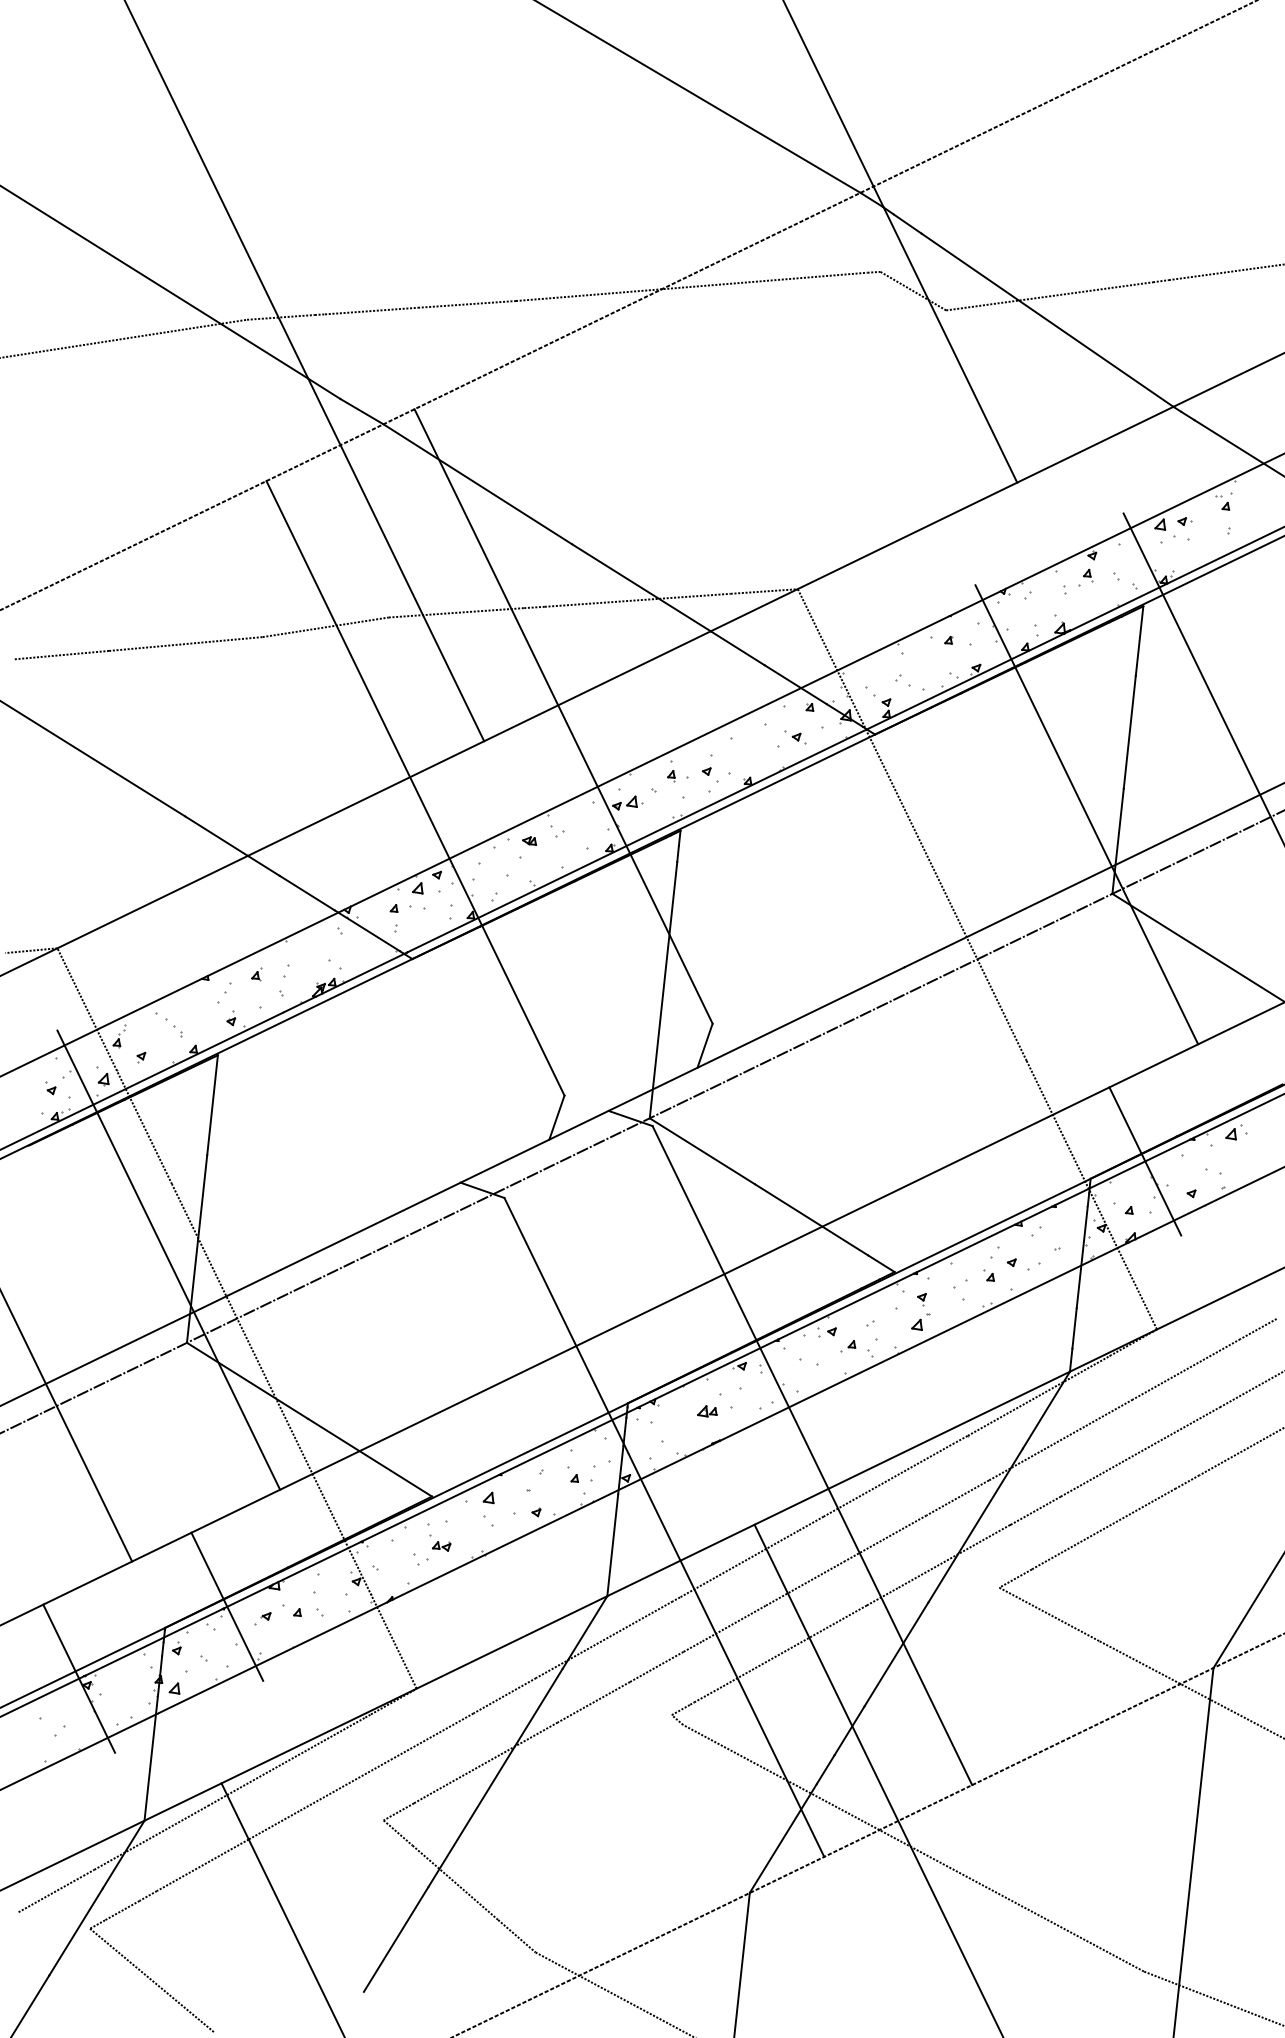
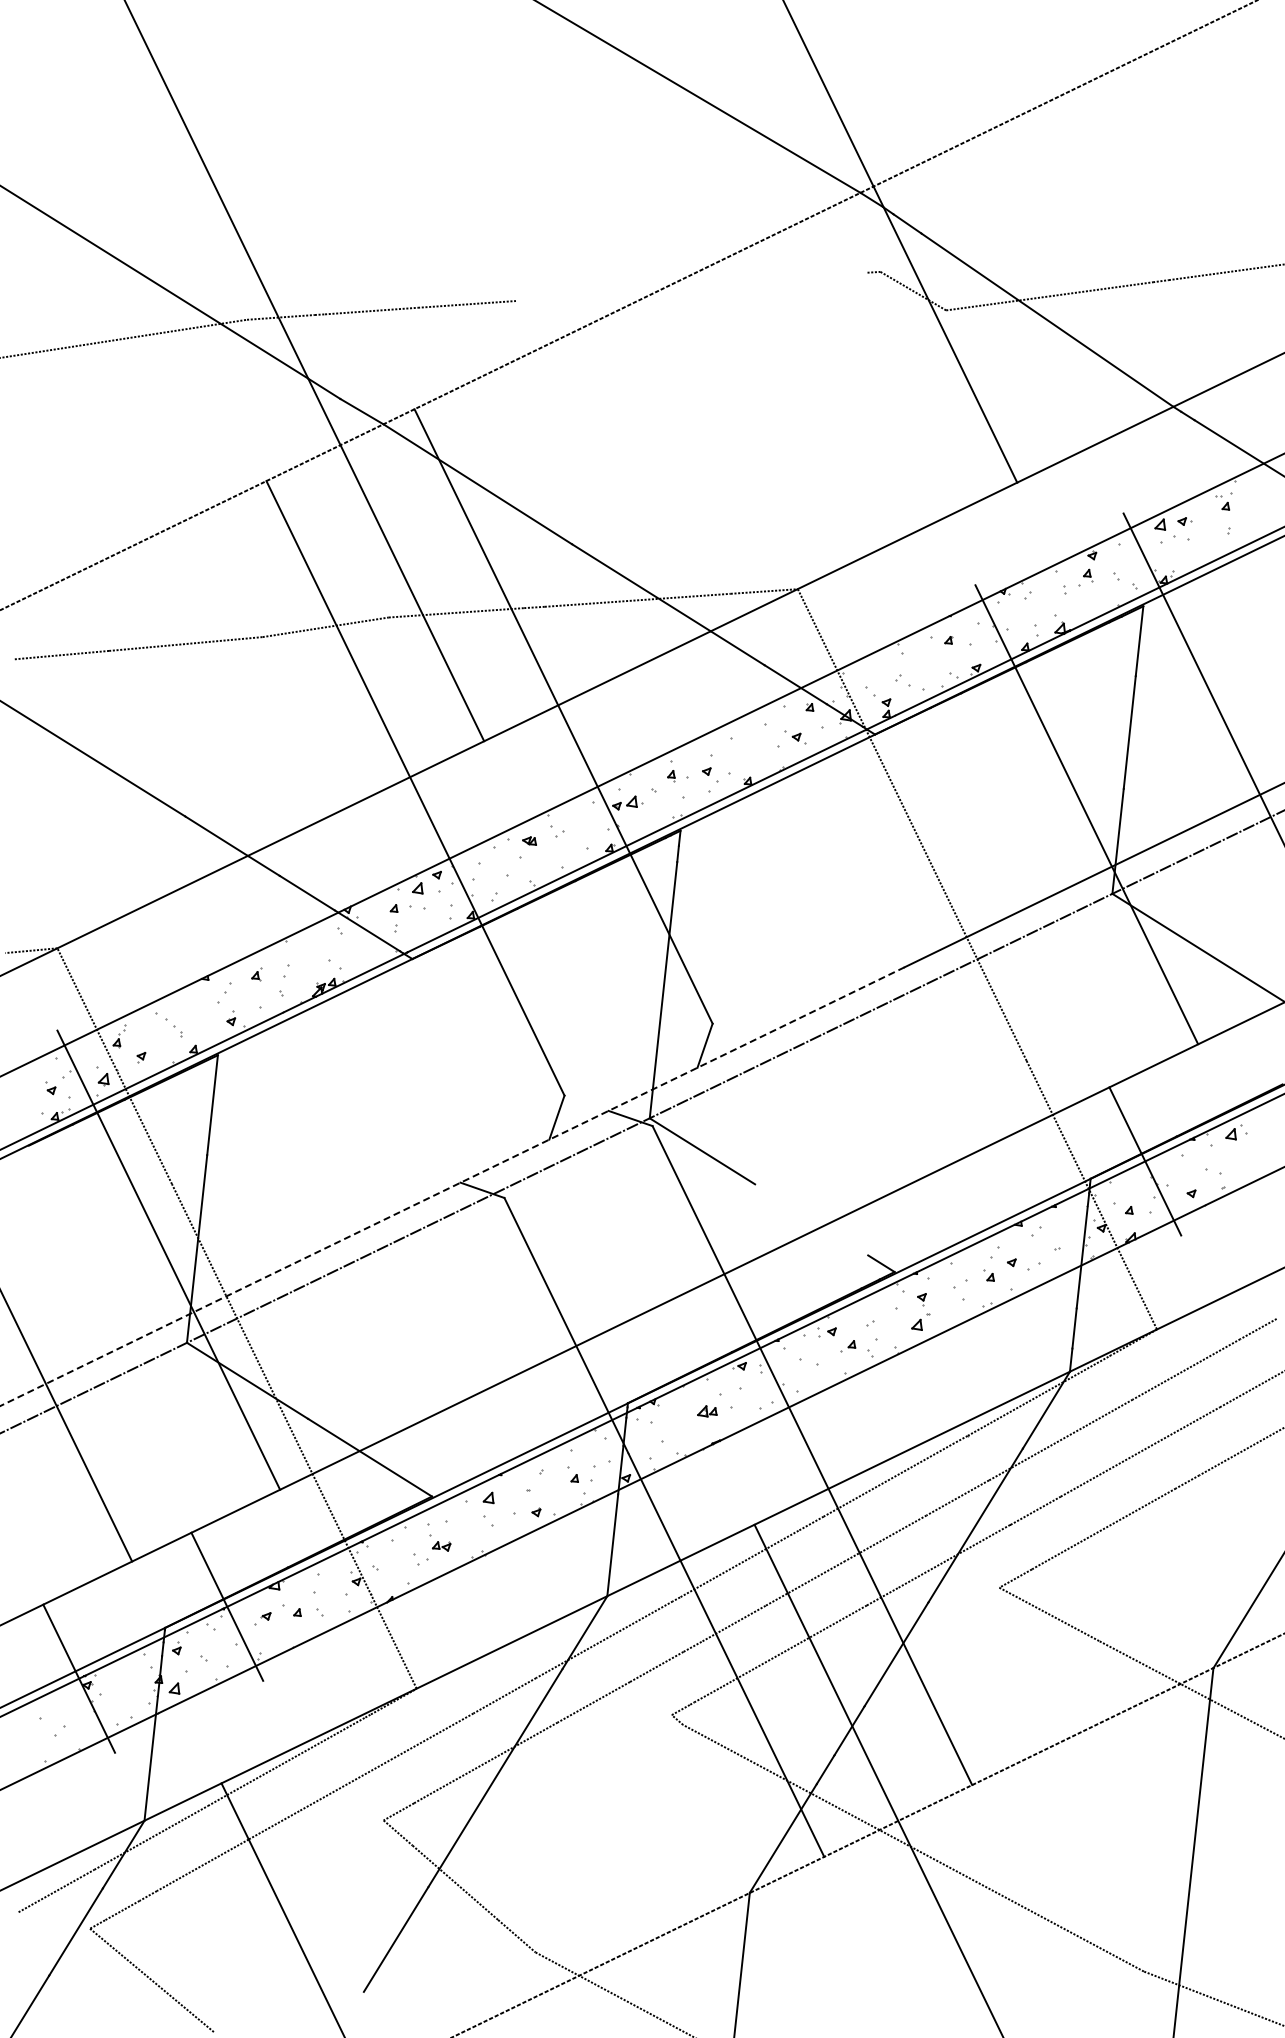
line: present -> none (691, 286)
line: solid -> dashed (452, 1186)
line: present -> none (811, 1219)
